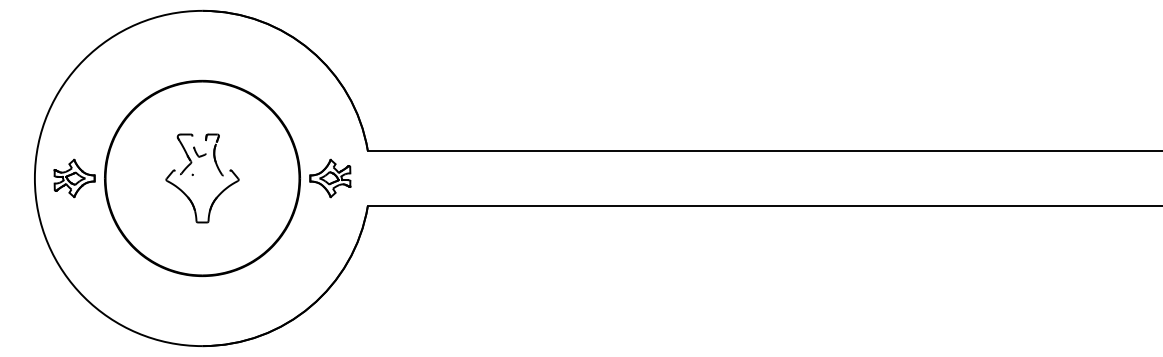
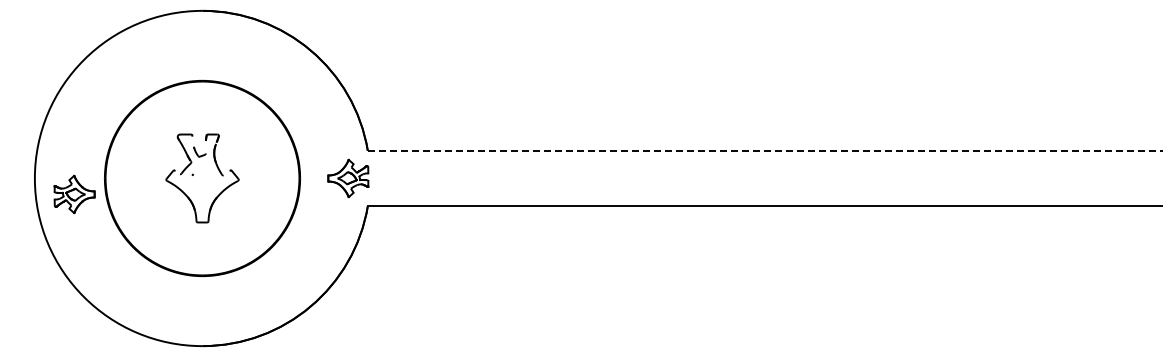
line: solid -> dashed (765, 150)
part position: (74, 178) -> (74, 194) (74, 194)
part position: (330, 178) -> (348, 178) (348, 178)
